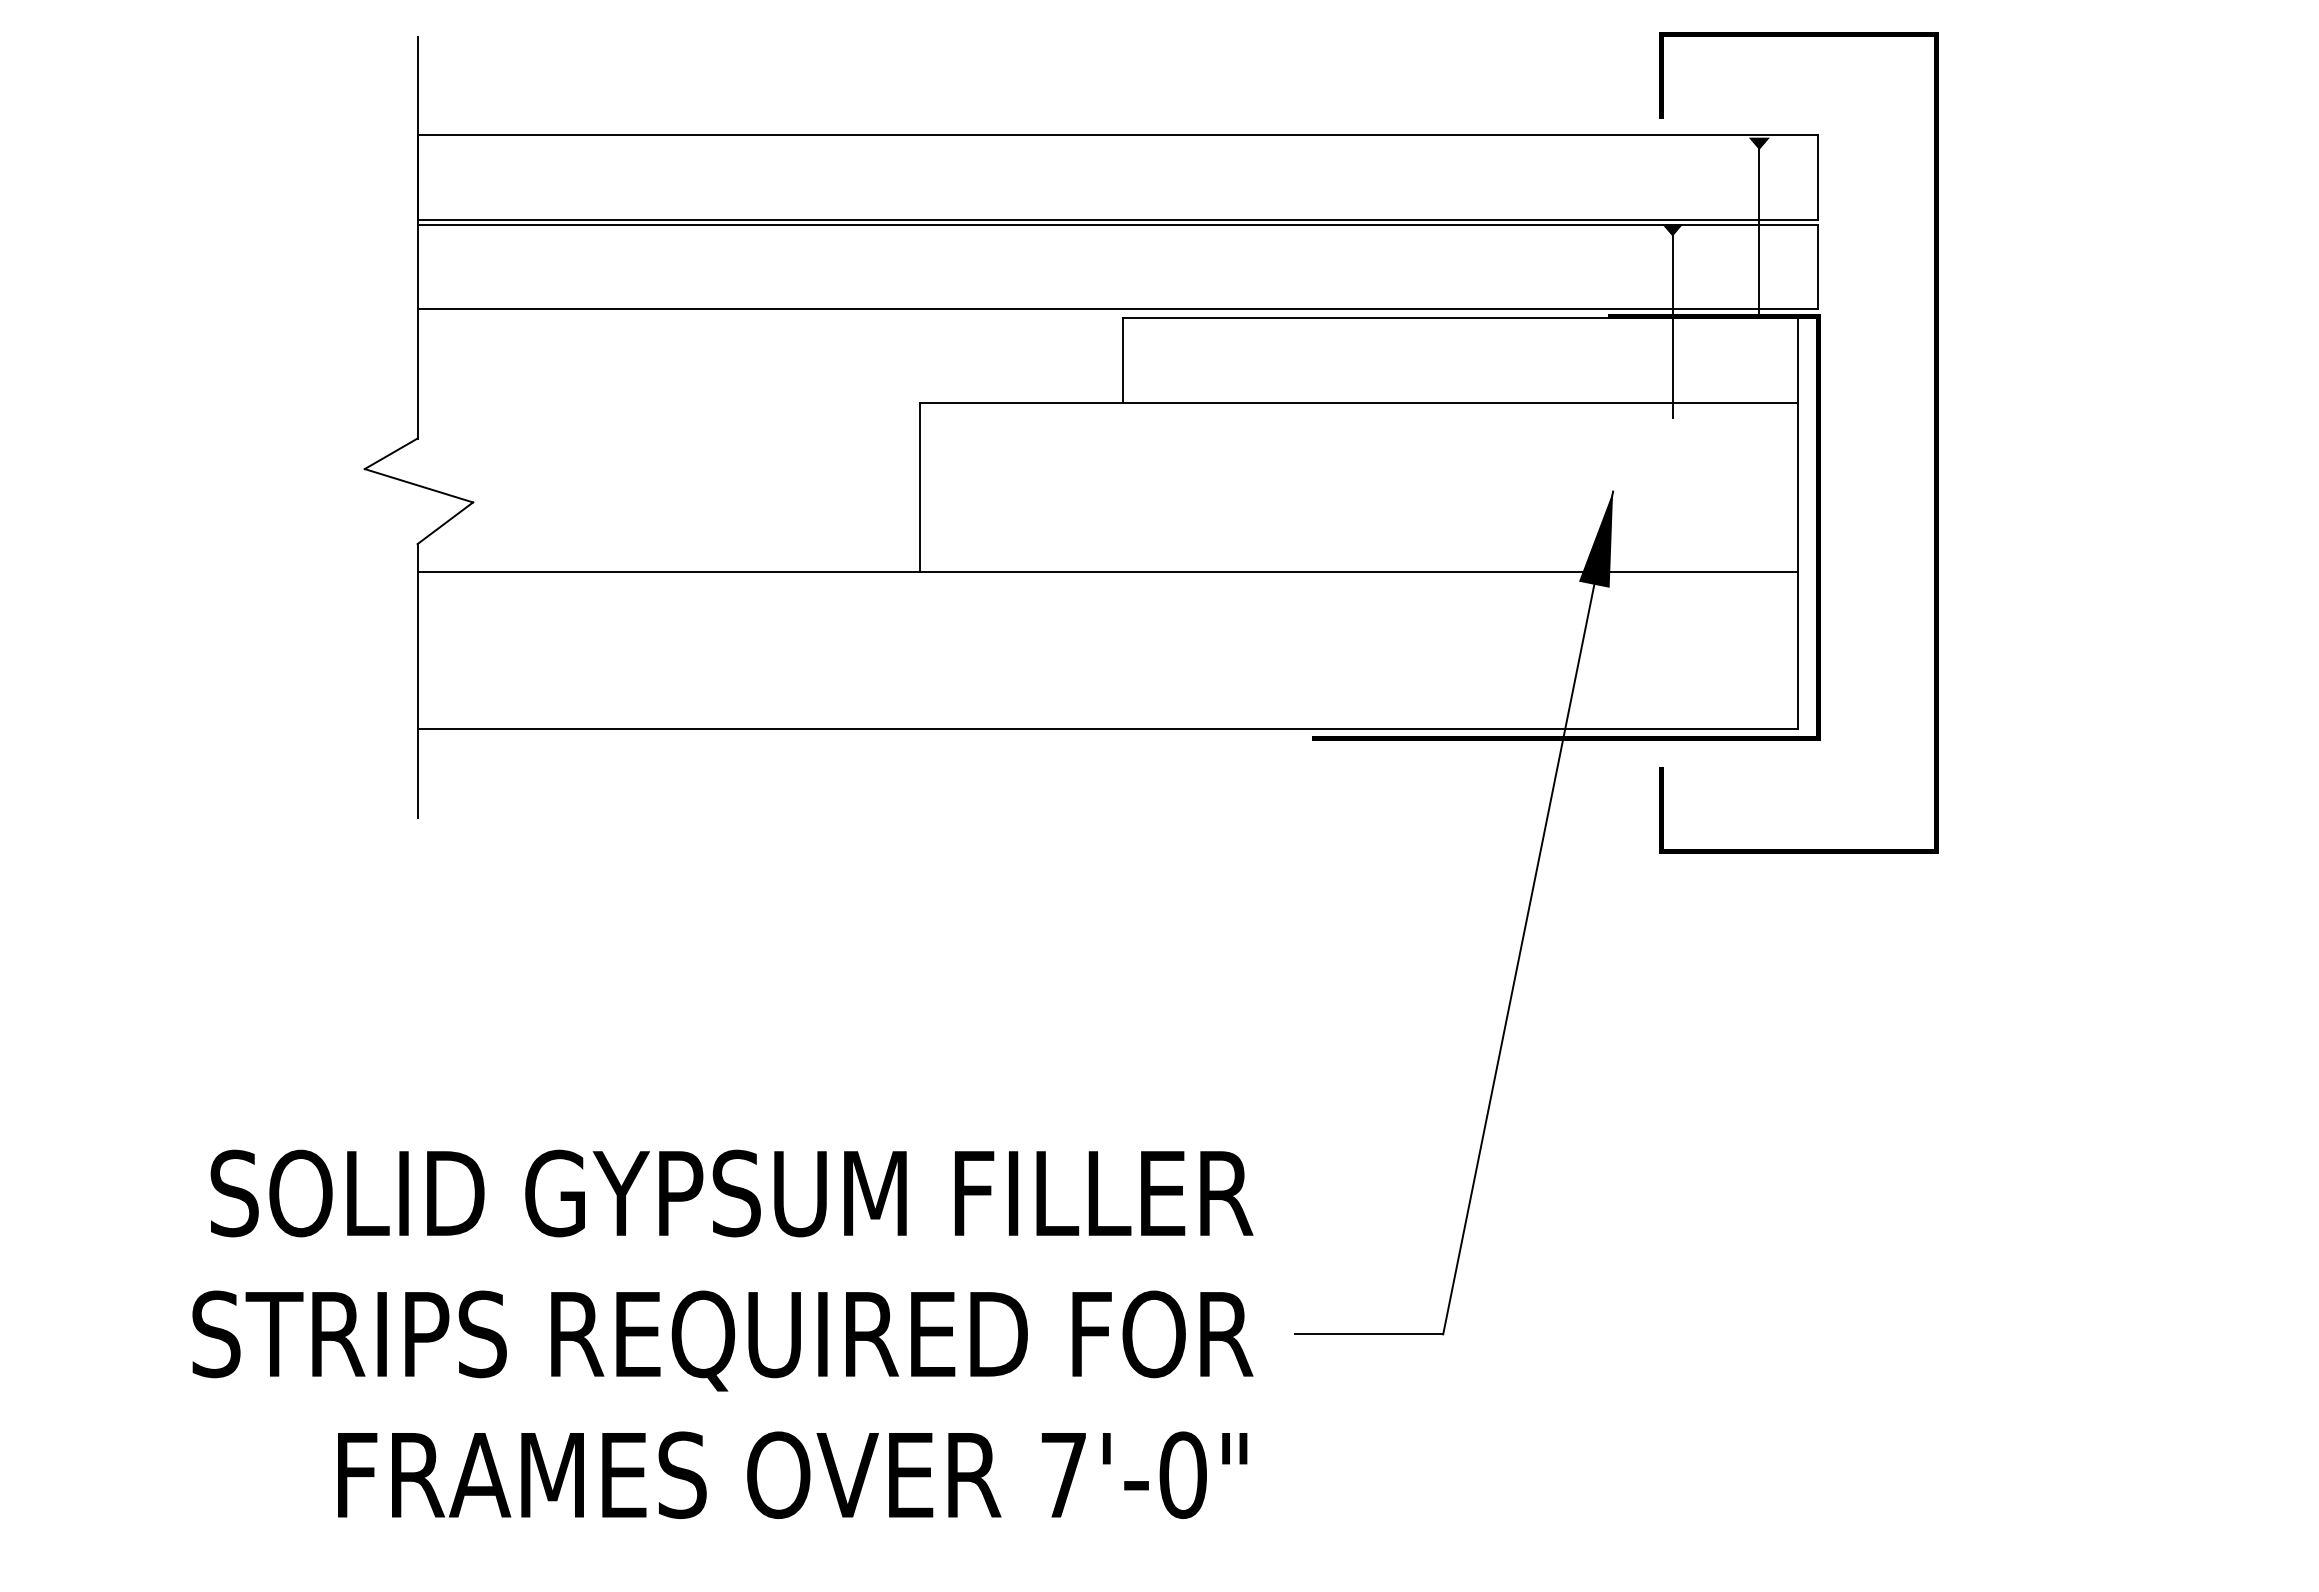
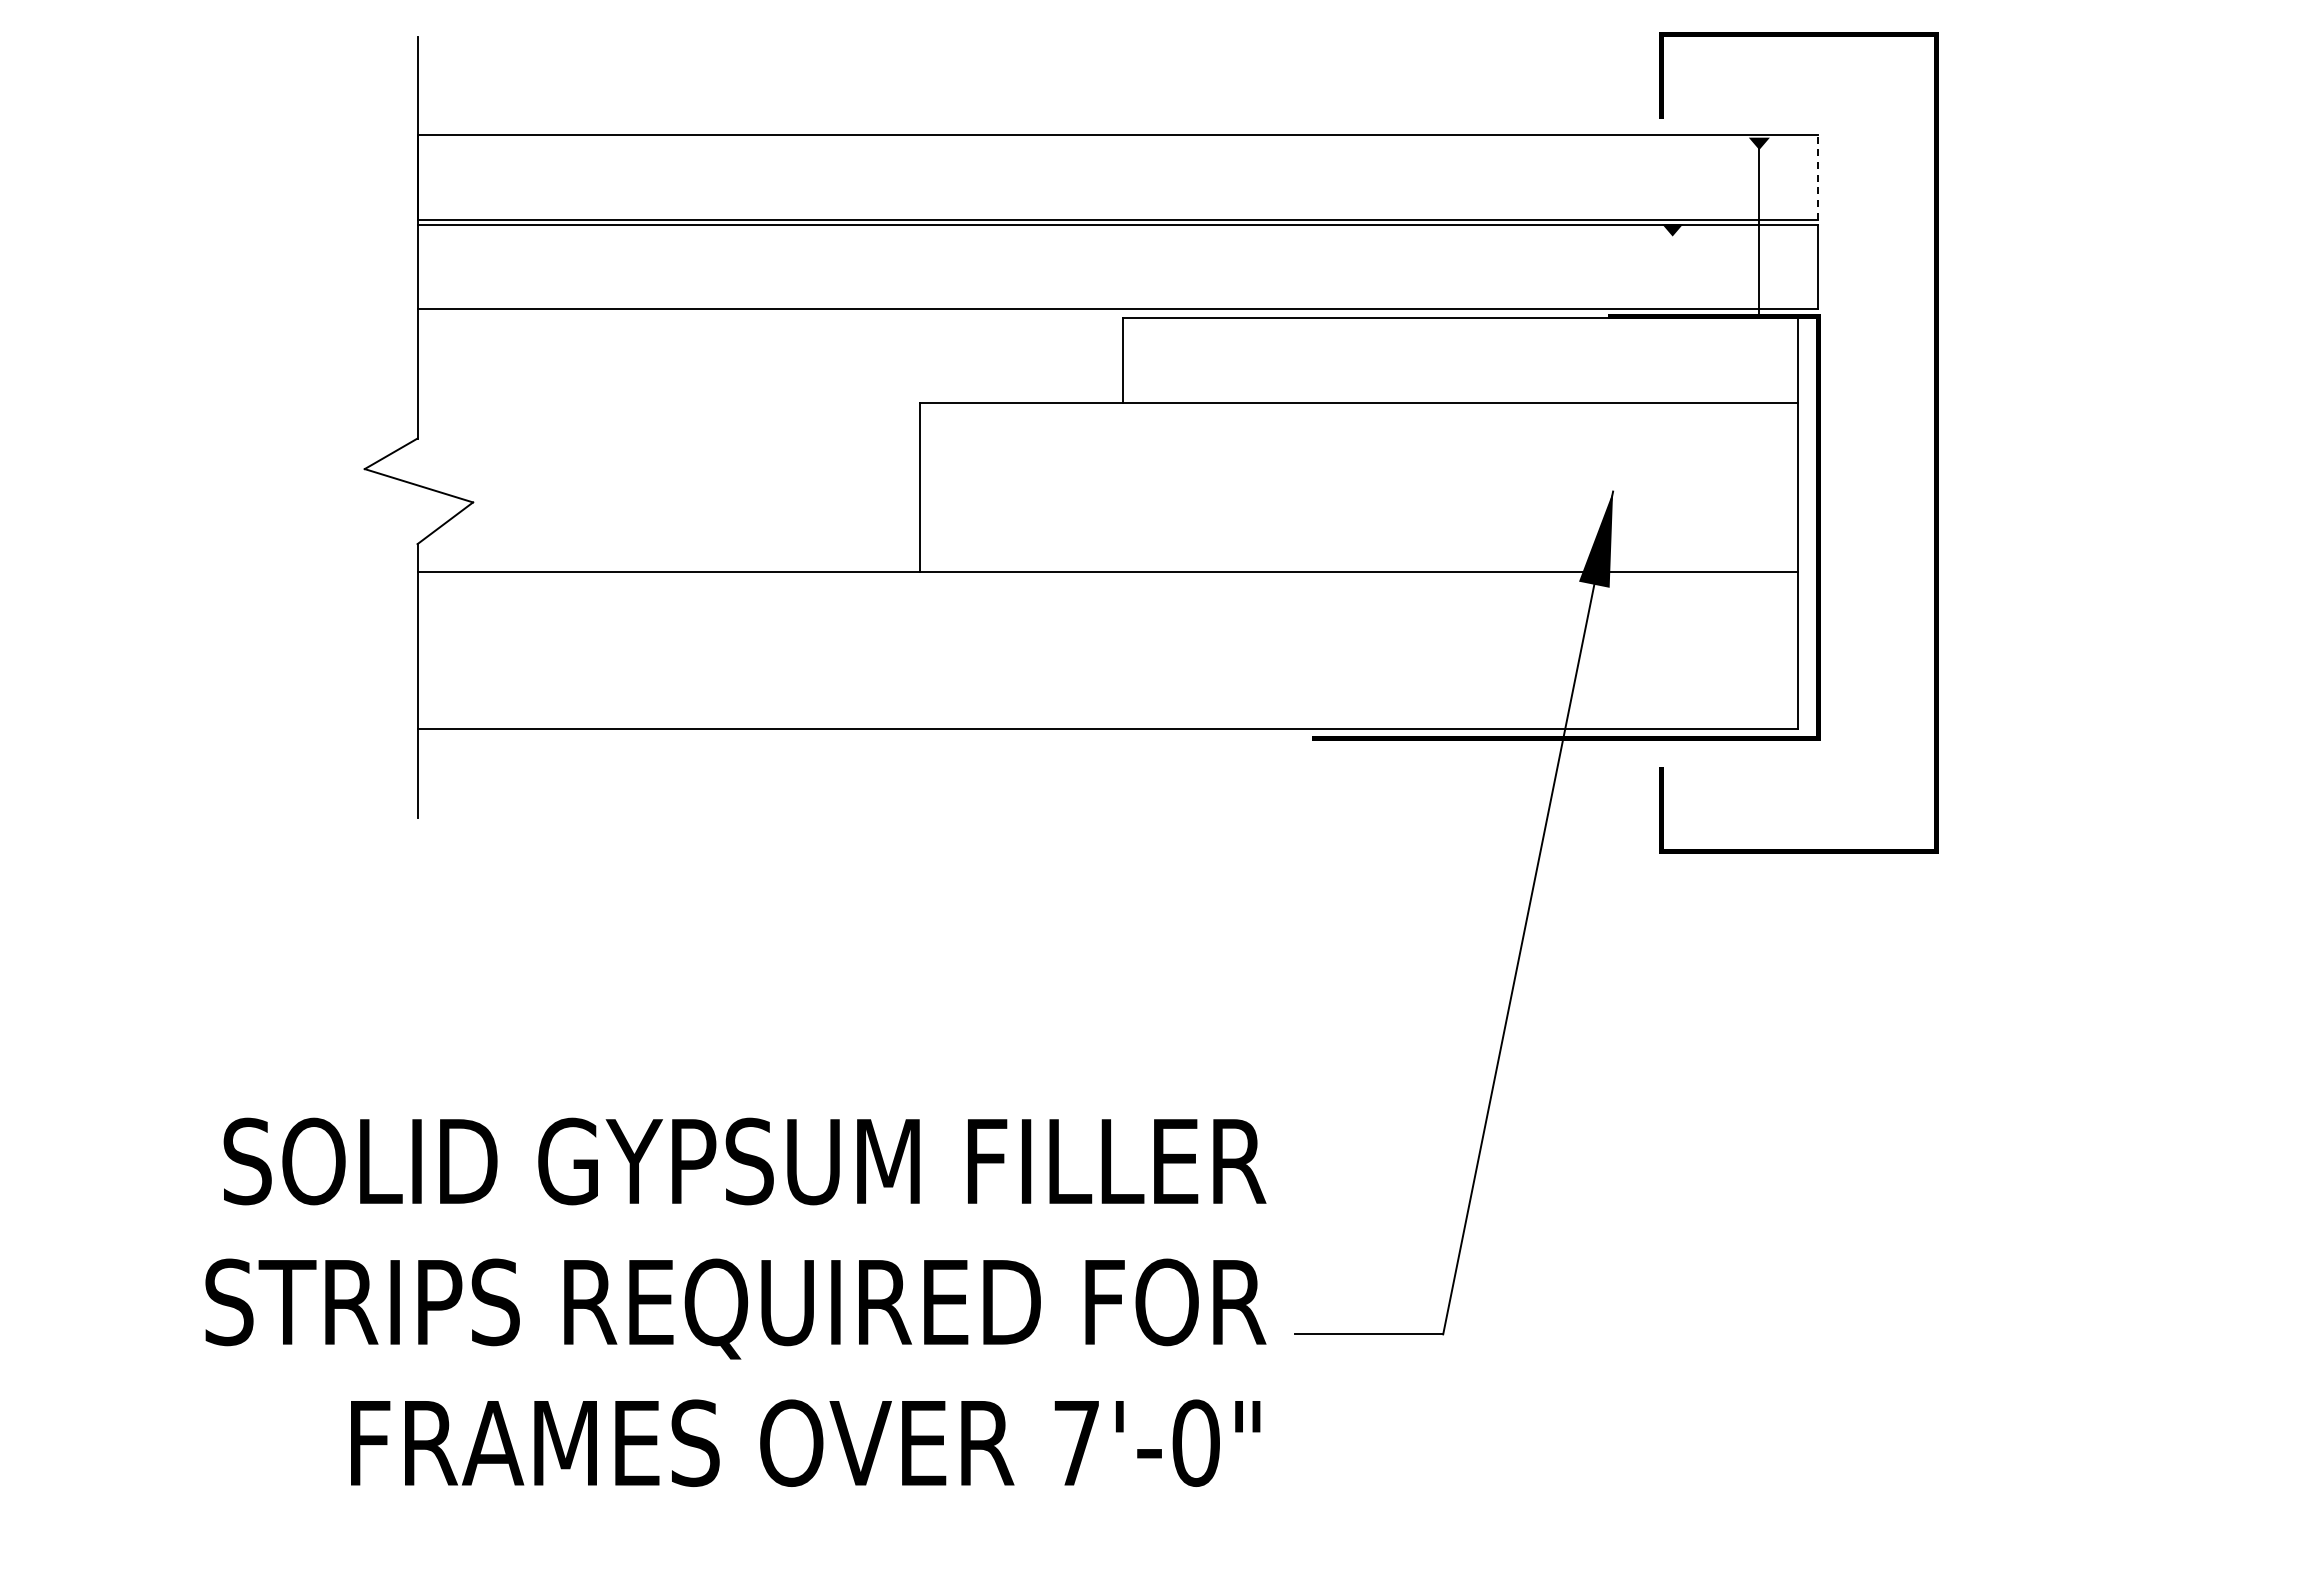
line: solid -> dashed (1817, 176)
line: present -> none (1672, 322)
text position: (722, 1333) -> (735, 1301) (735, 1301)
